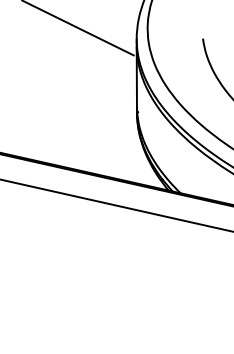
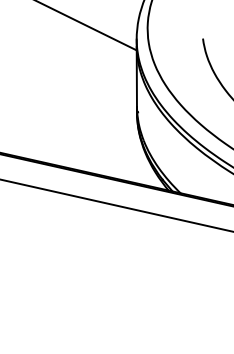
line position: (79, 28) -> (87, 26) (87, 26)
